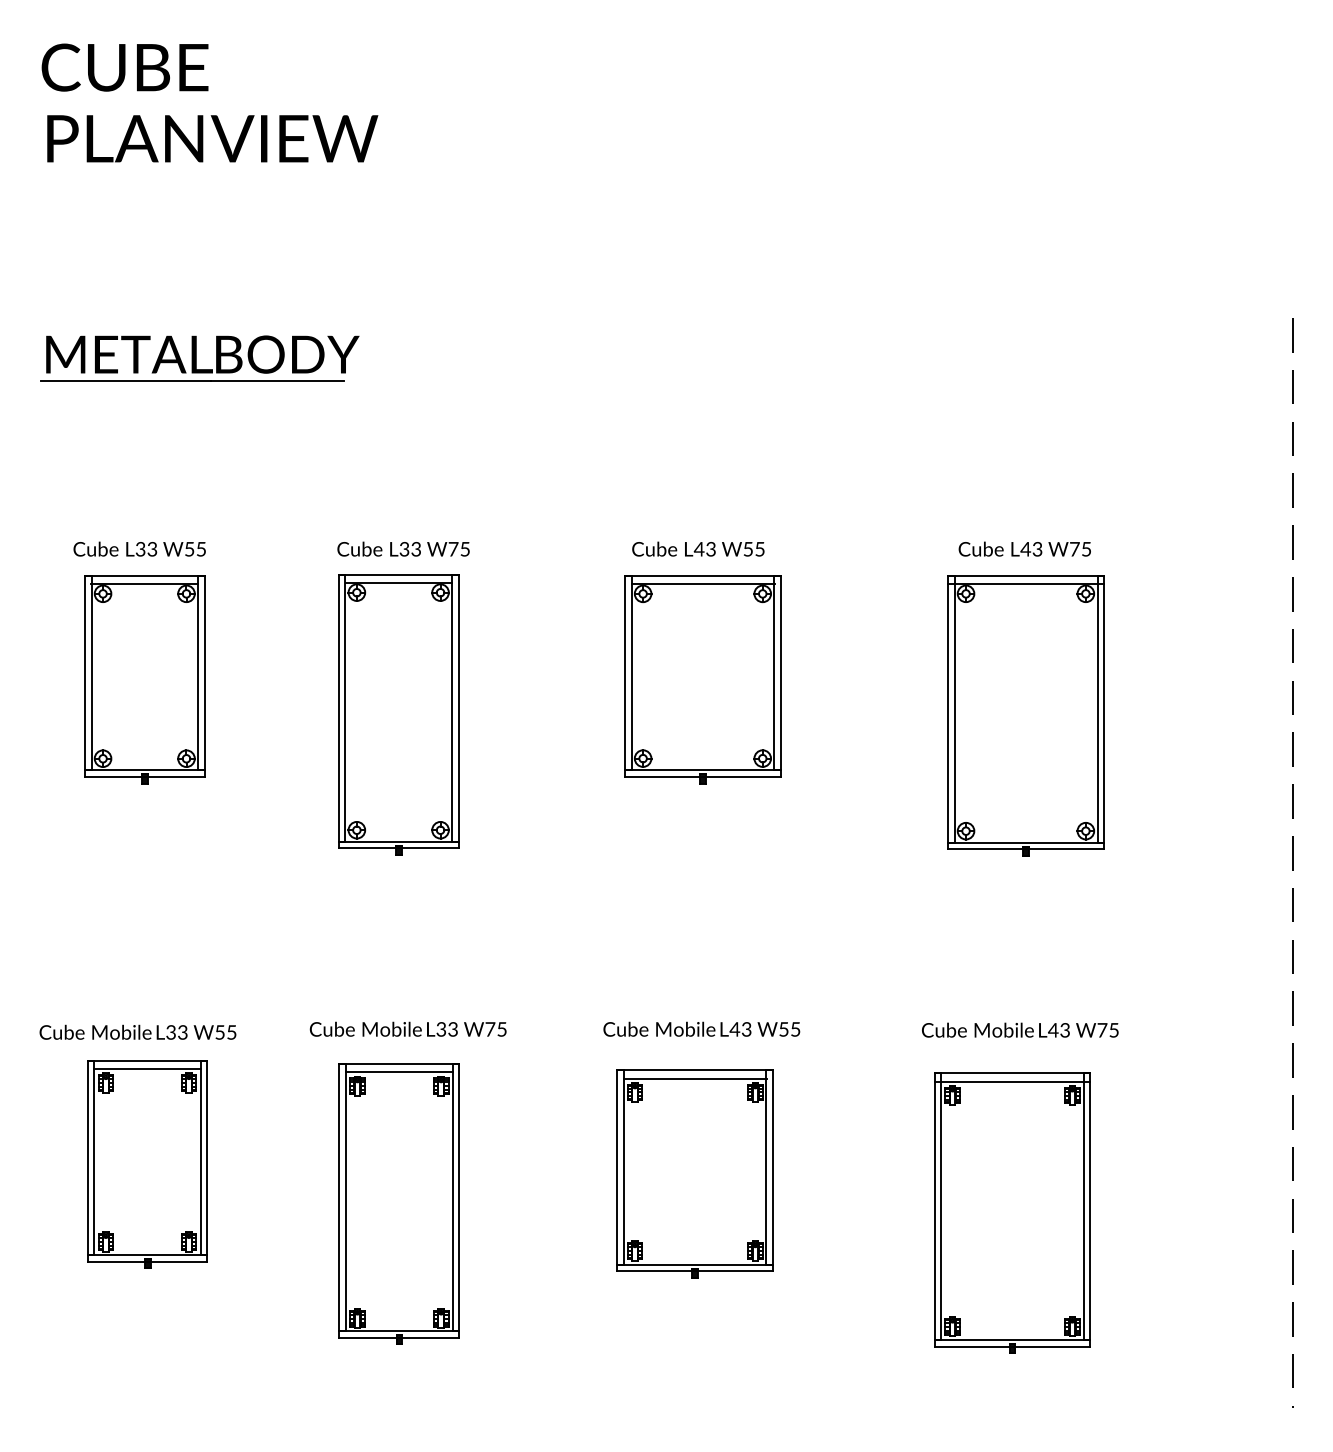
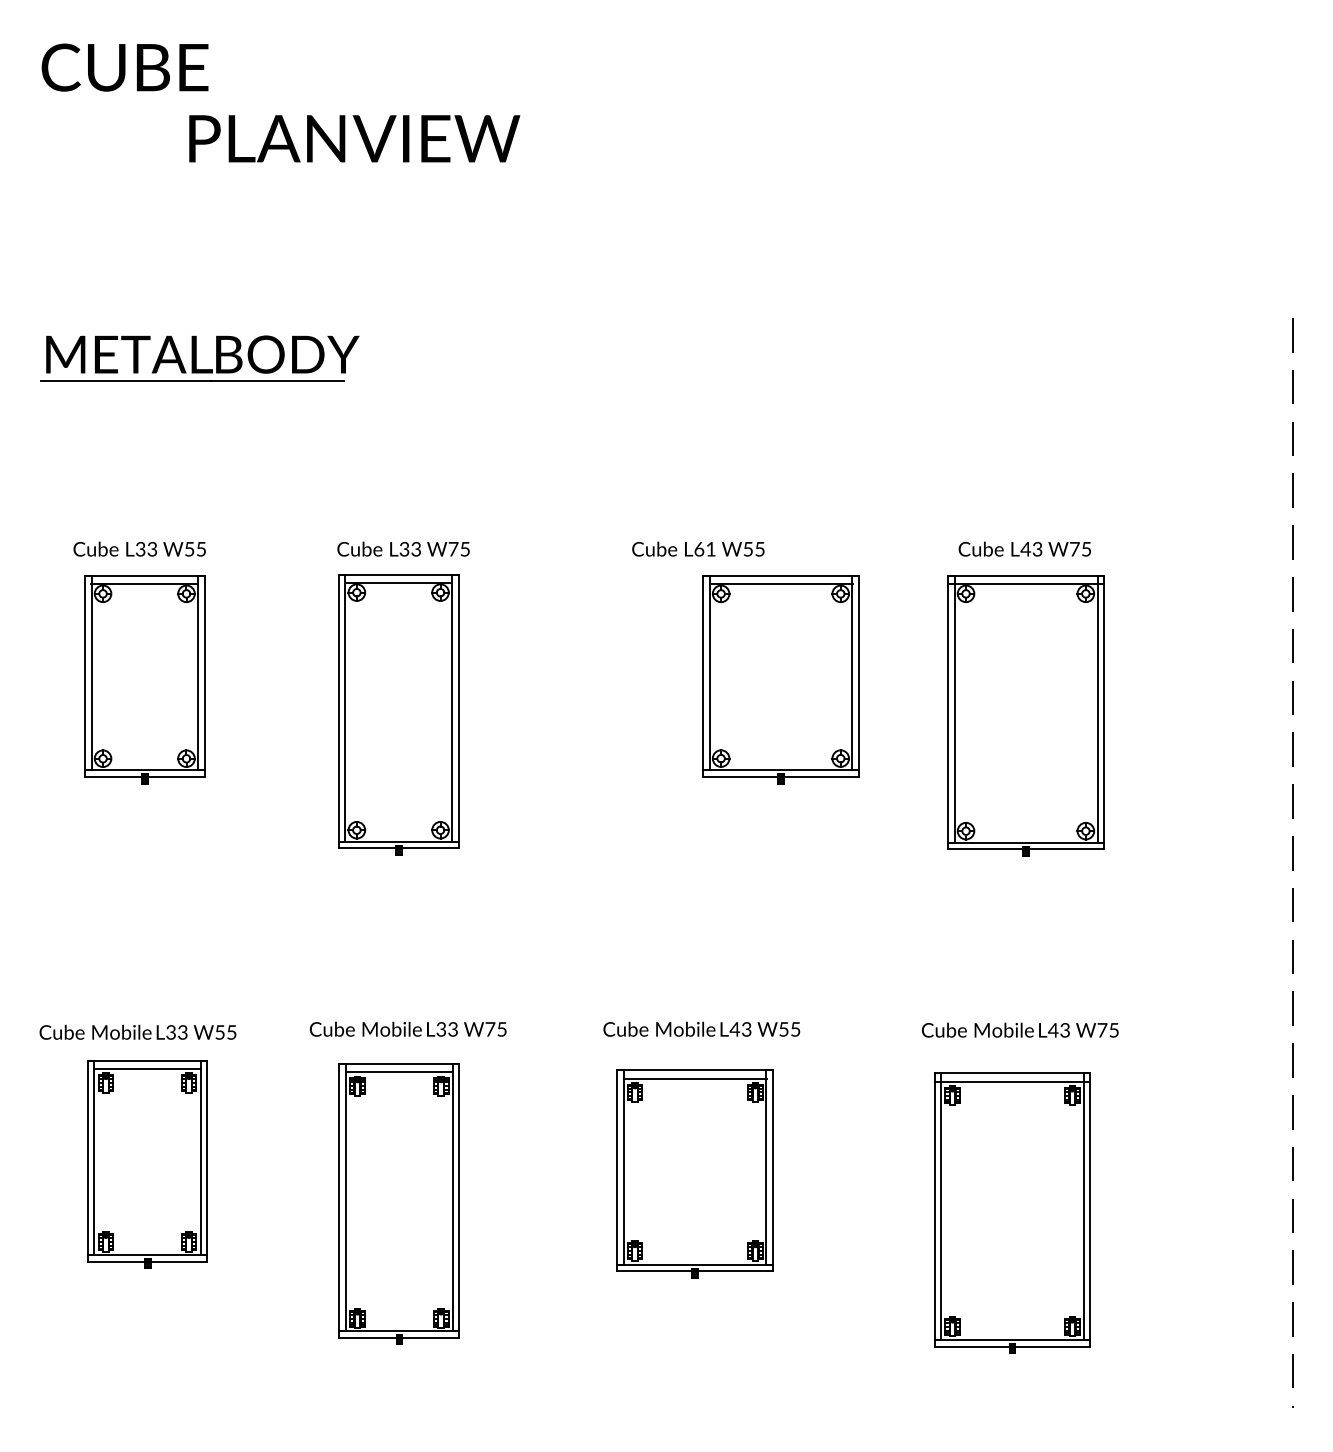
text position: (212, 138) -> (354, 138) (354, 138)
text: L43 -> L61 (704, 549)
part position: (702, 679) -> (780, 679) (780, 679)
